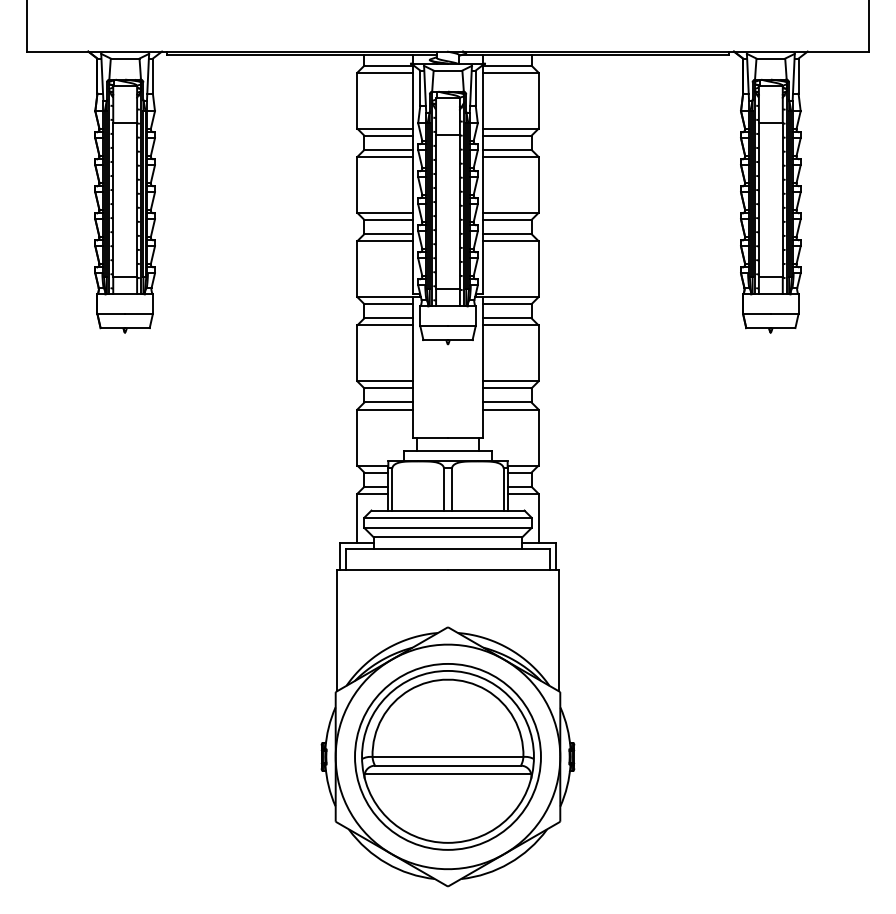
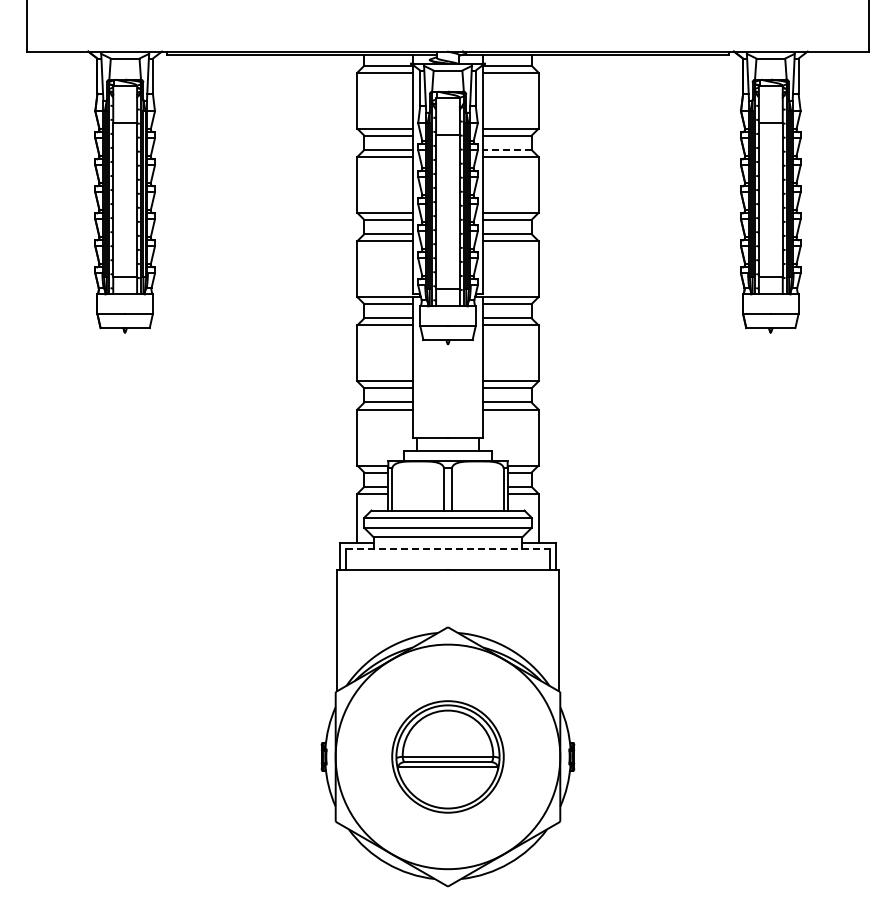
line: solid -> dashed (506, 149)
line: solid -> dashed (448, 549)
part size: 188x188 px -> 114x114 px (447, 756)
